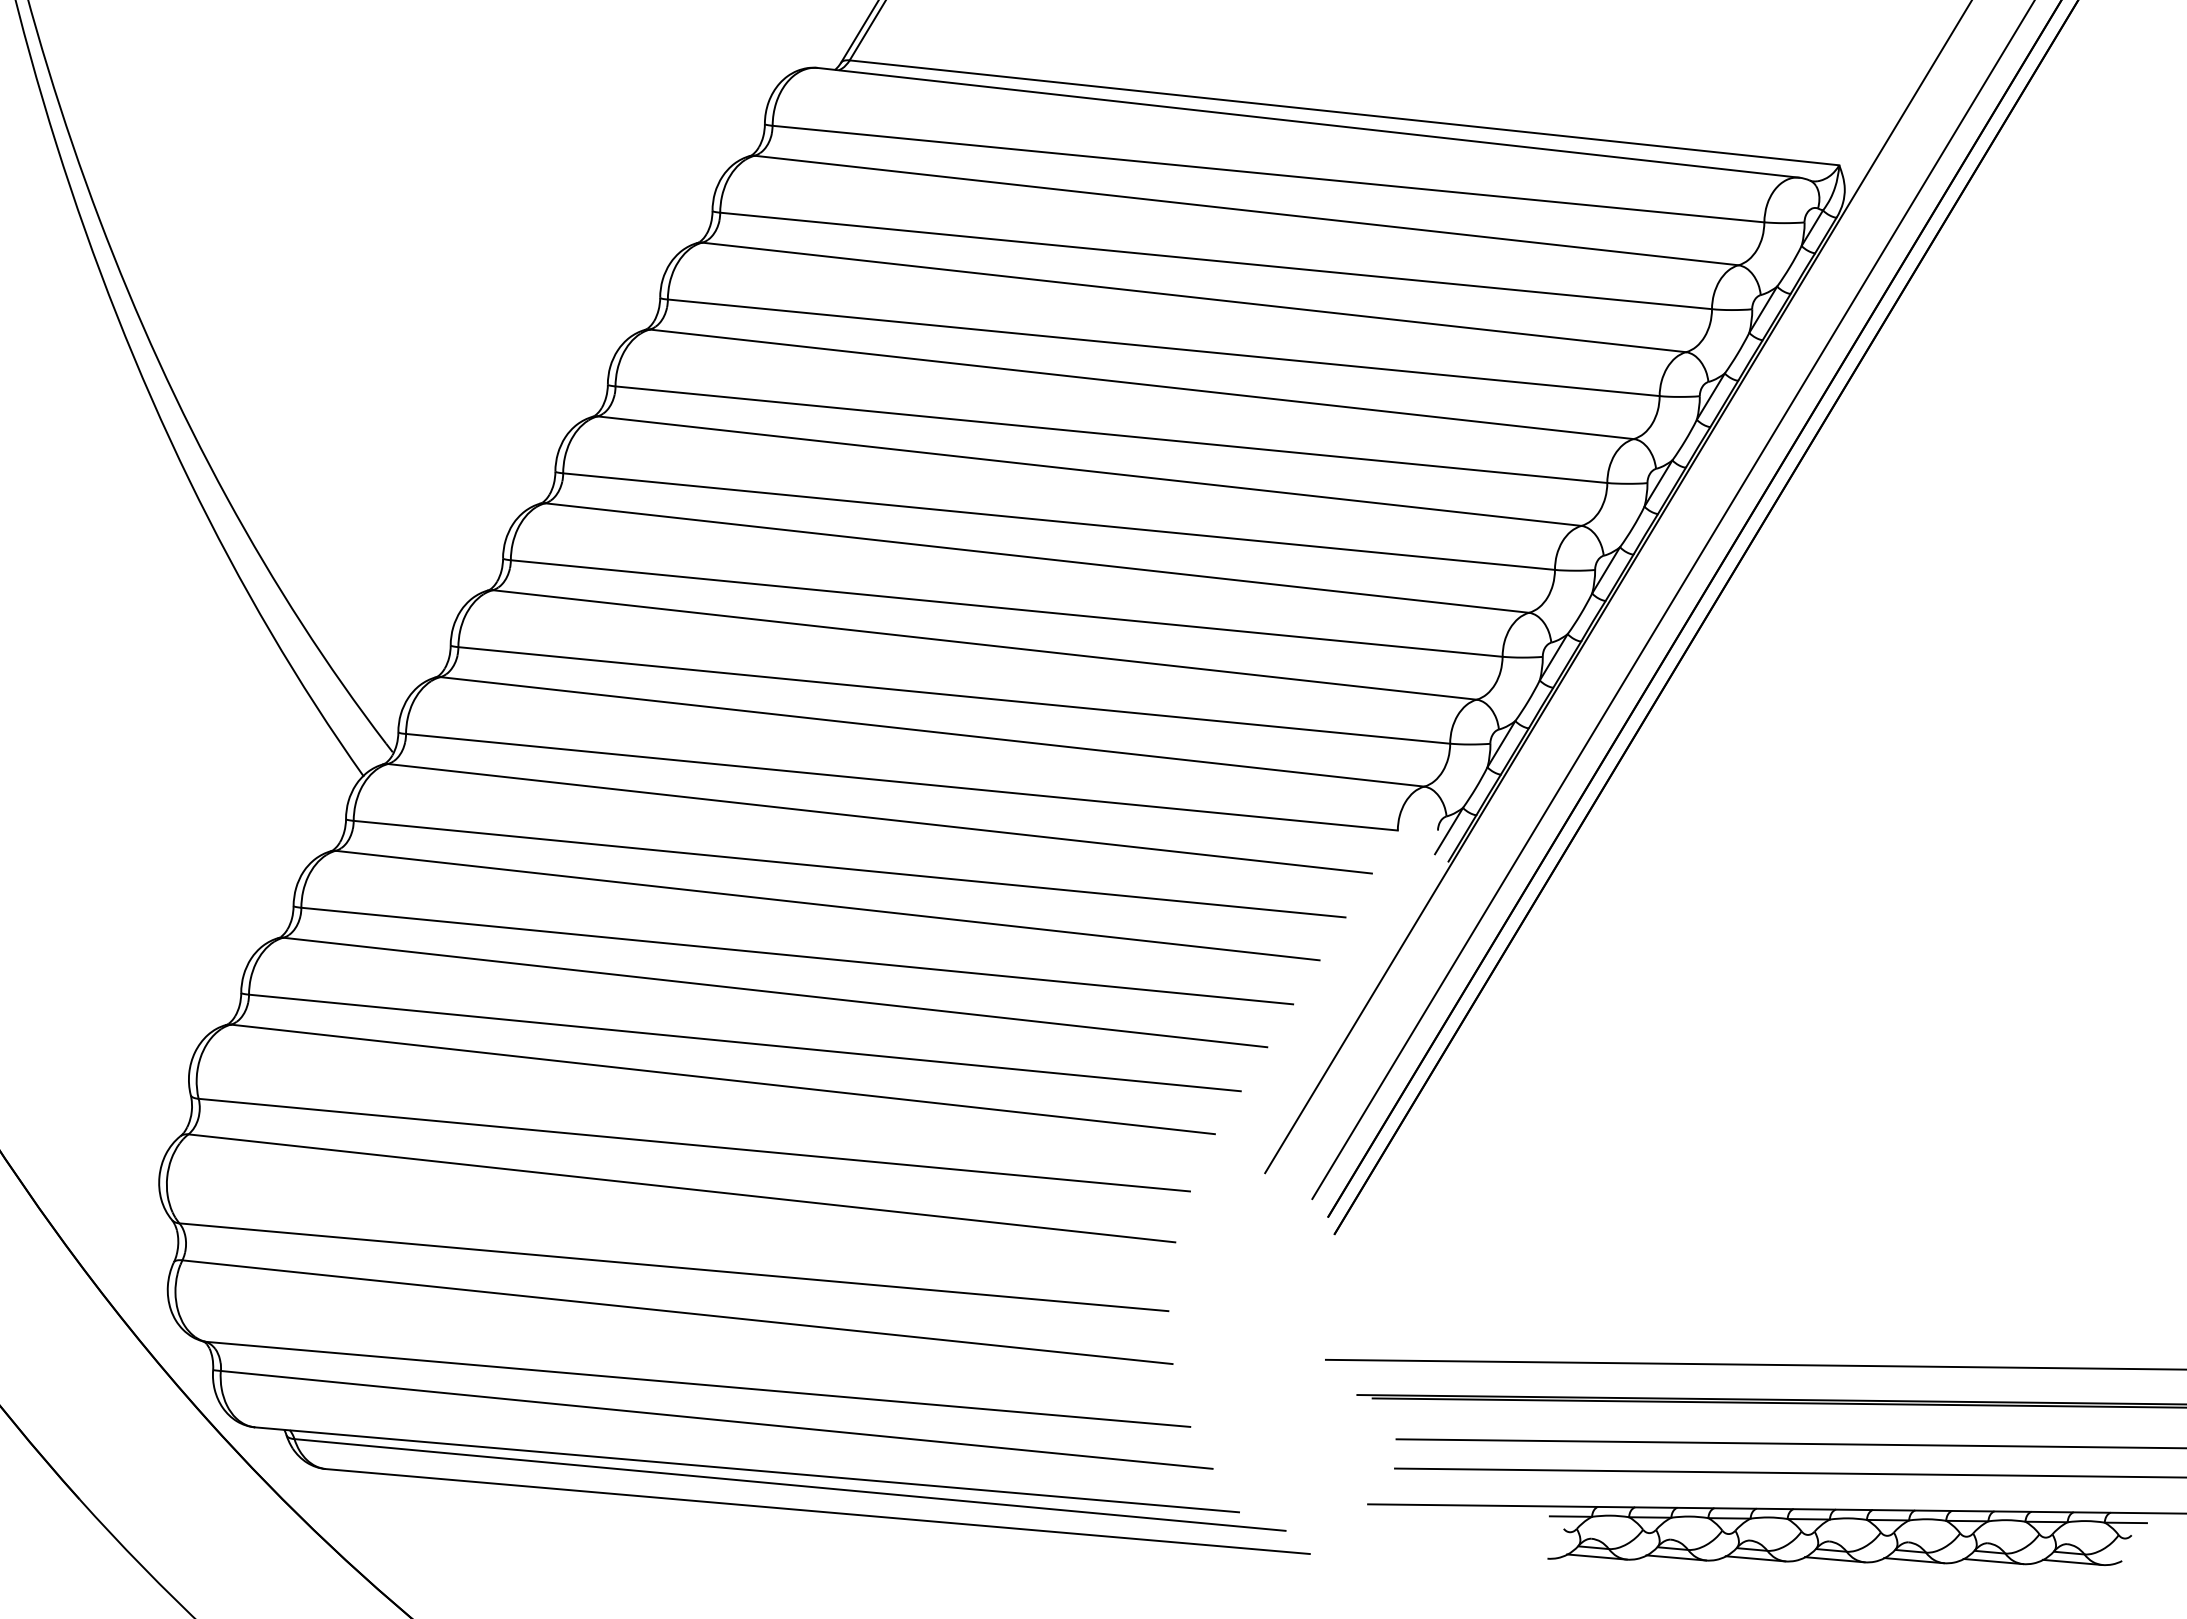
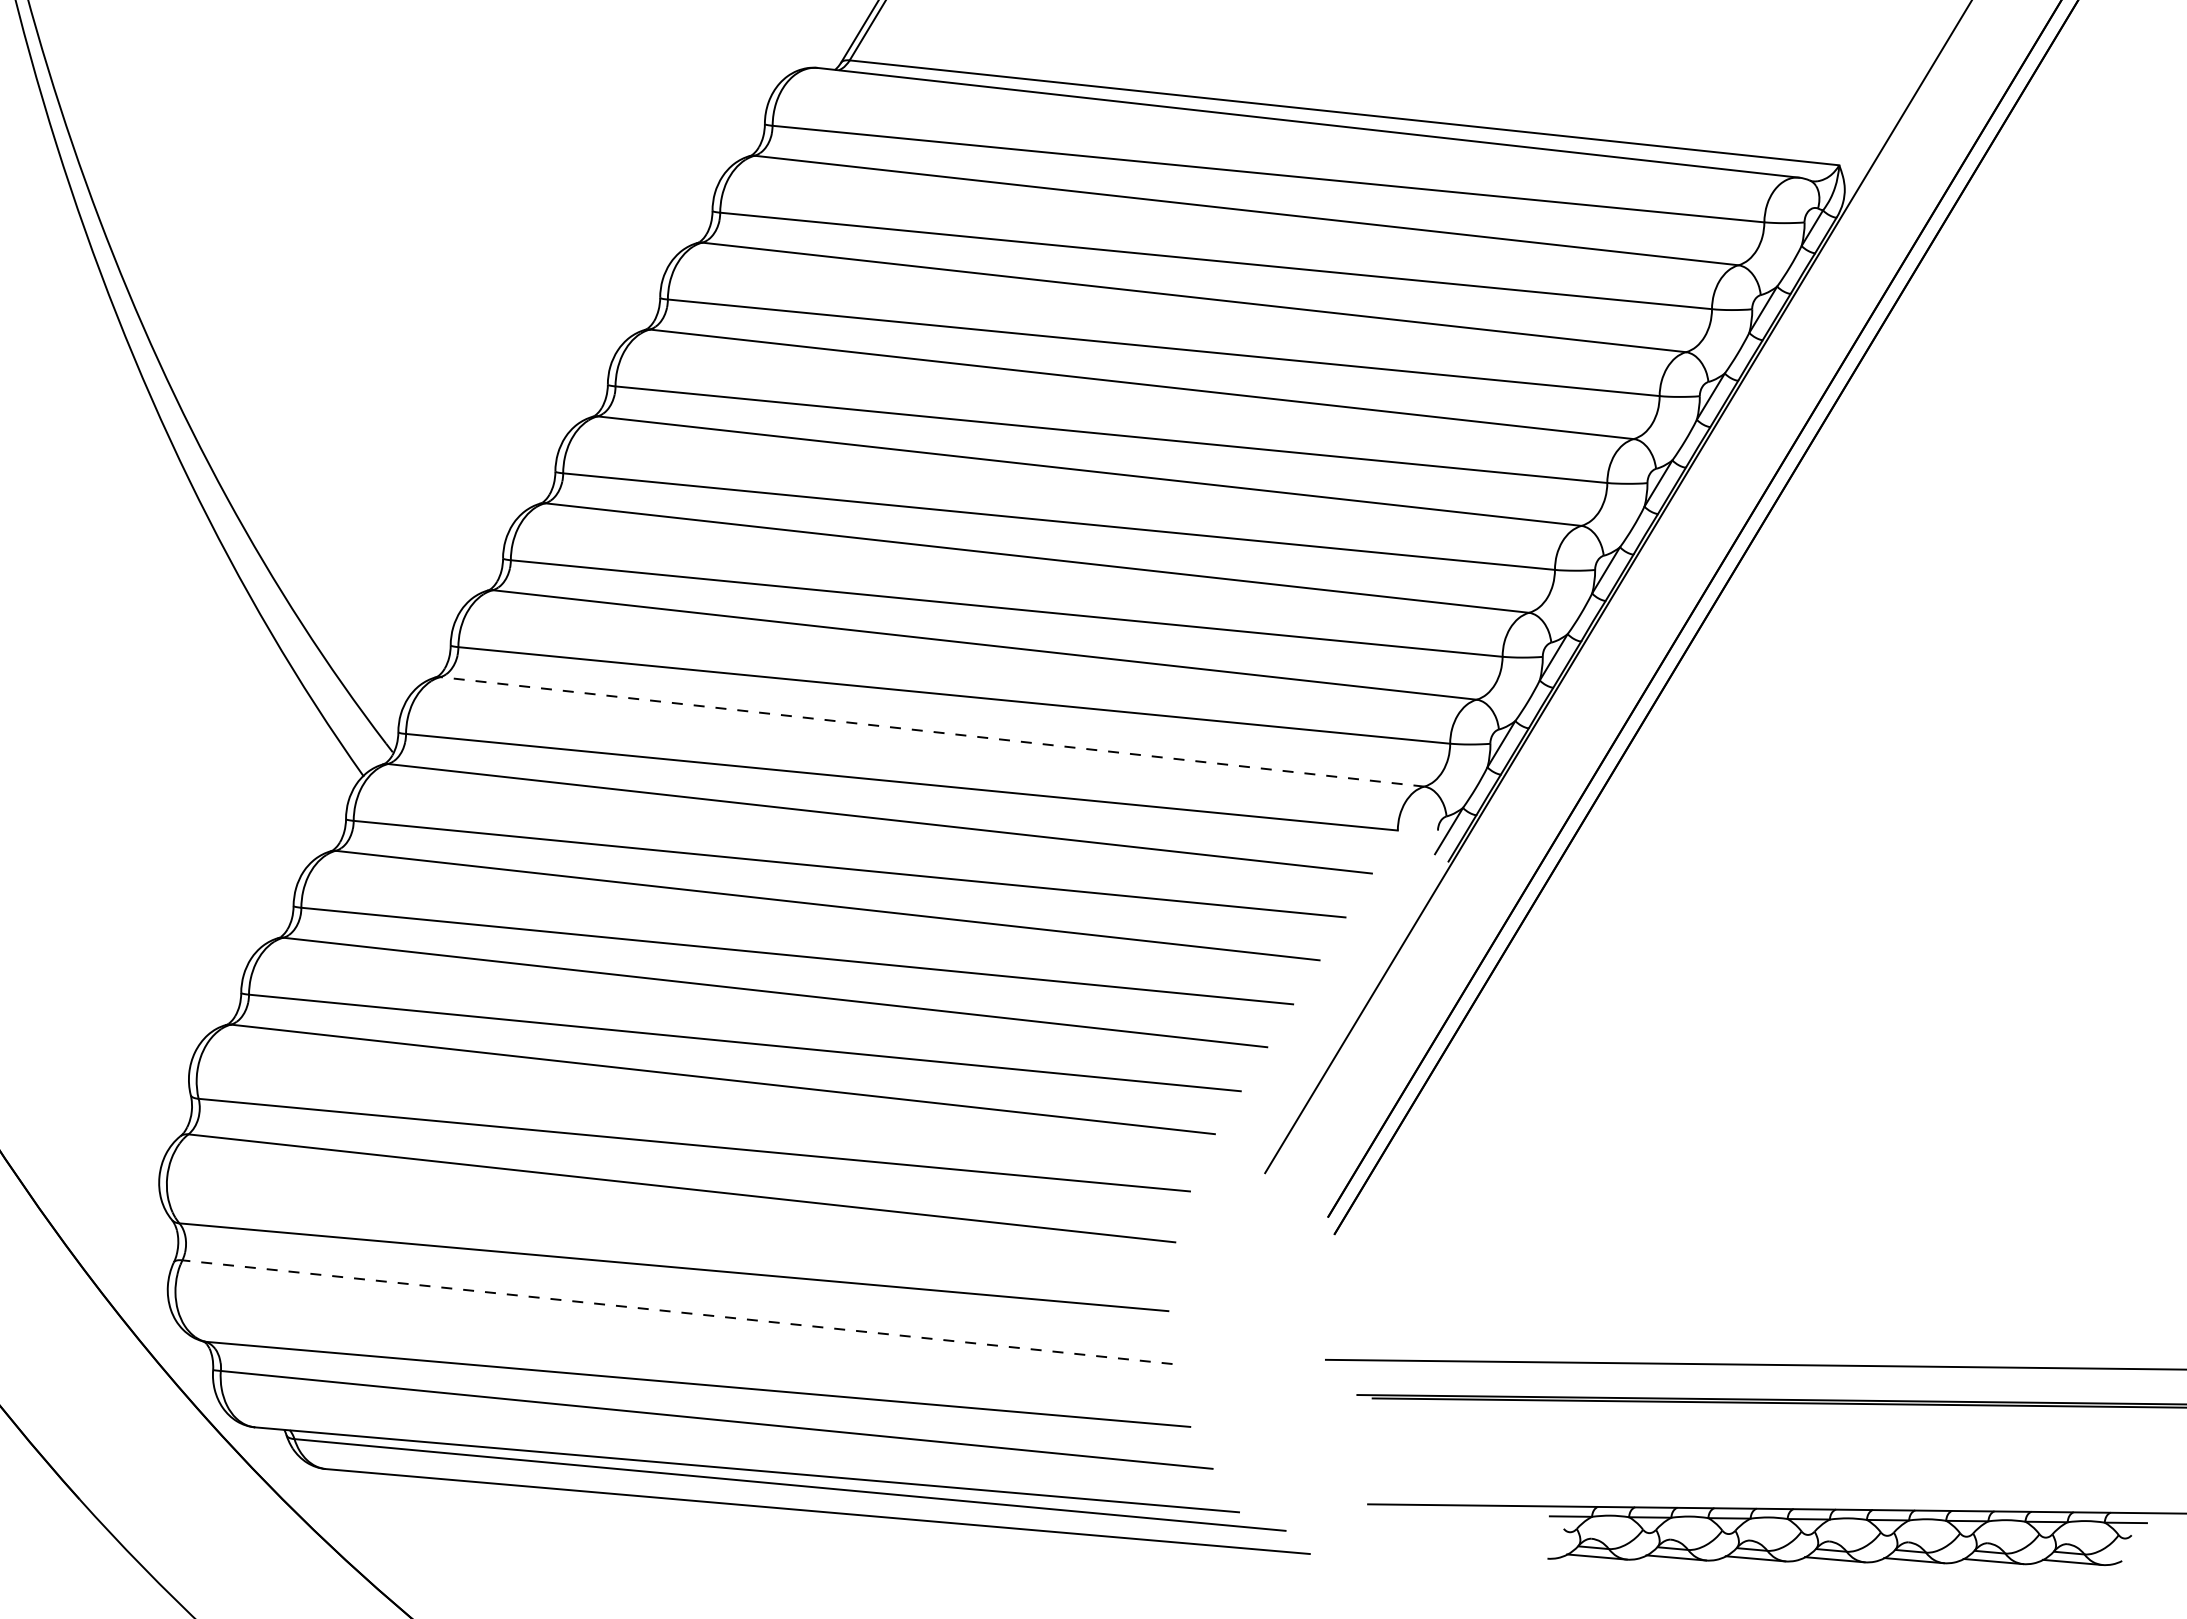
line: present -> none (1672, 600)
line: solid -> dashed (931, 731)
line: solid -> dashed (677, 1312)
line: present -> none (1789, 1443)
line: present -> none (1789, 1472)
